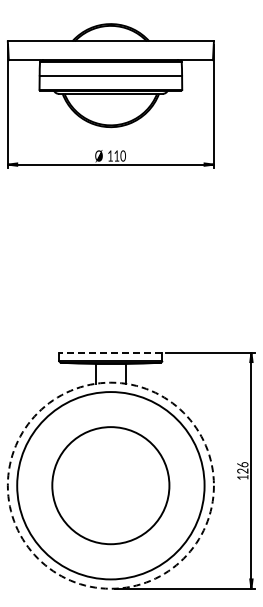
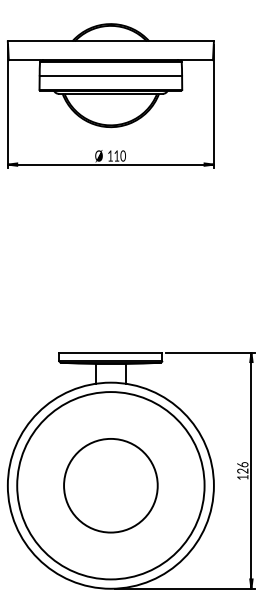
line: dashed -> solid (110, 352)
circle size: 120x120 px -> 96x96 px (110, 485)
circle: dashed -> solid (110, 485)
